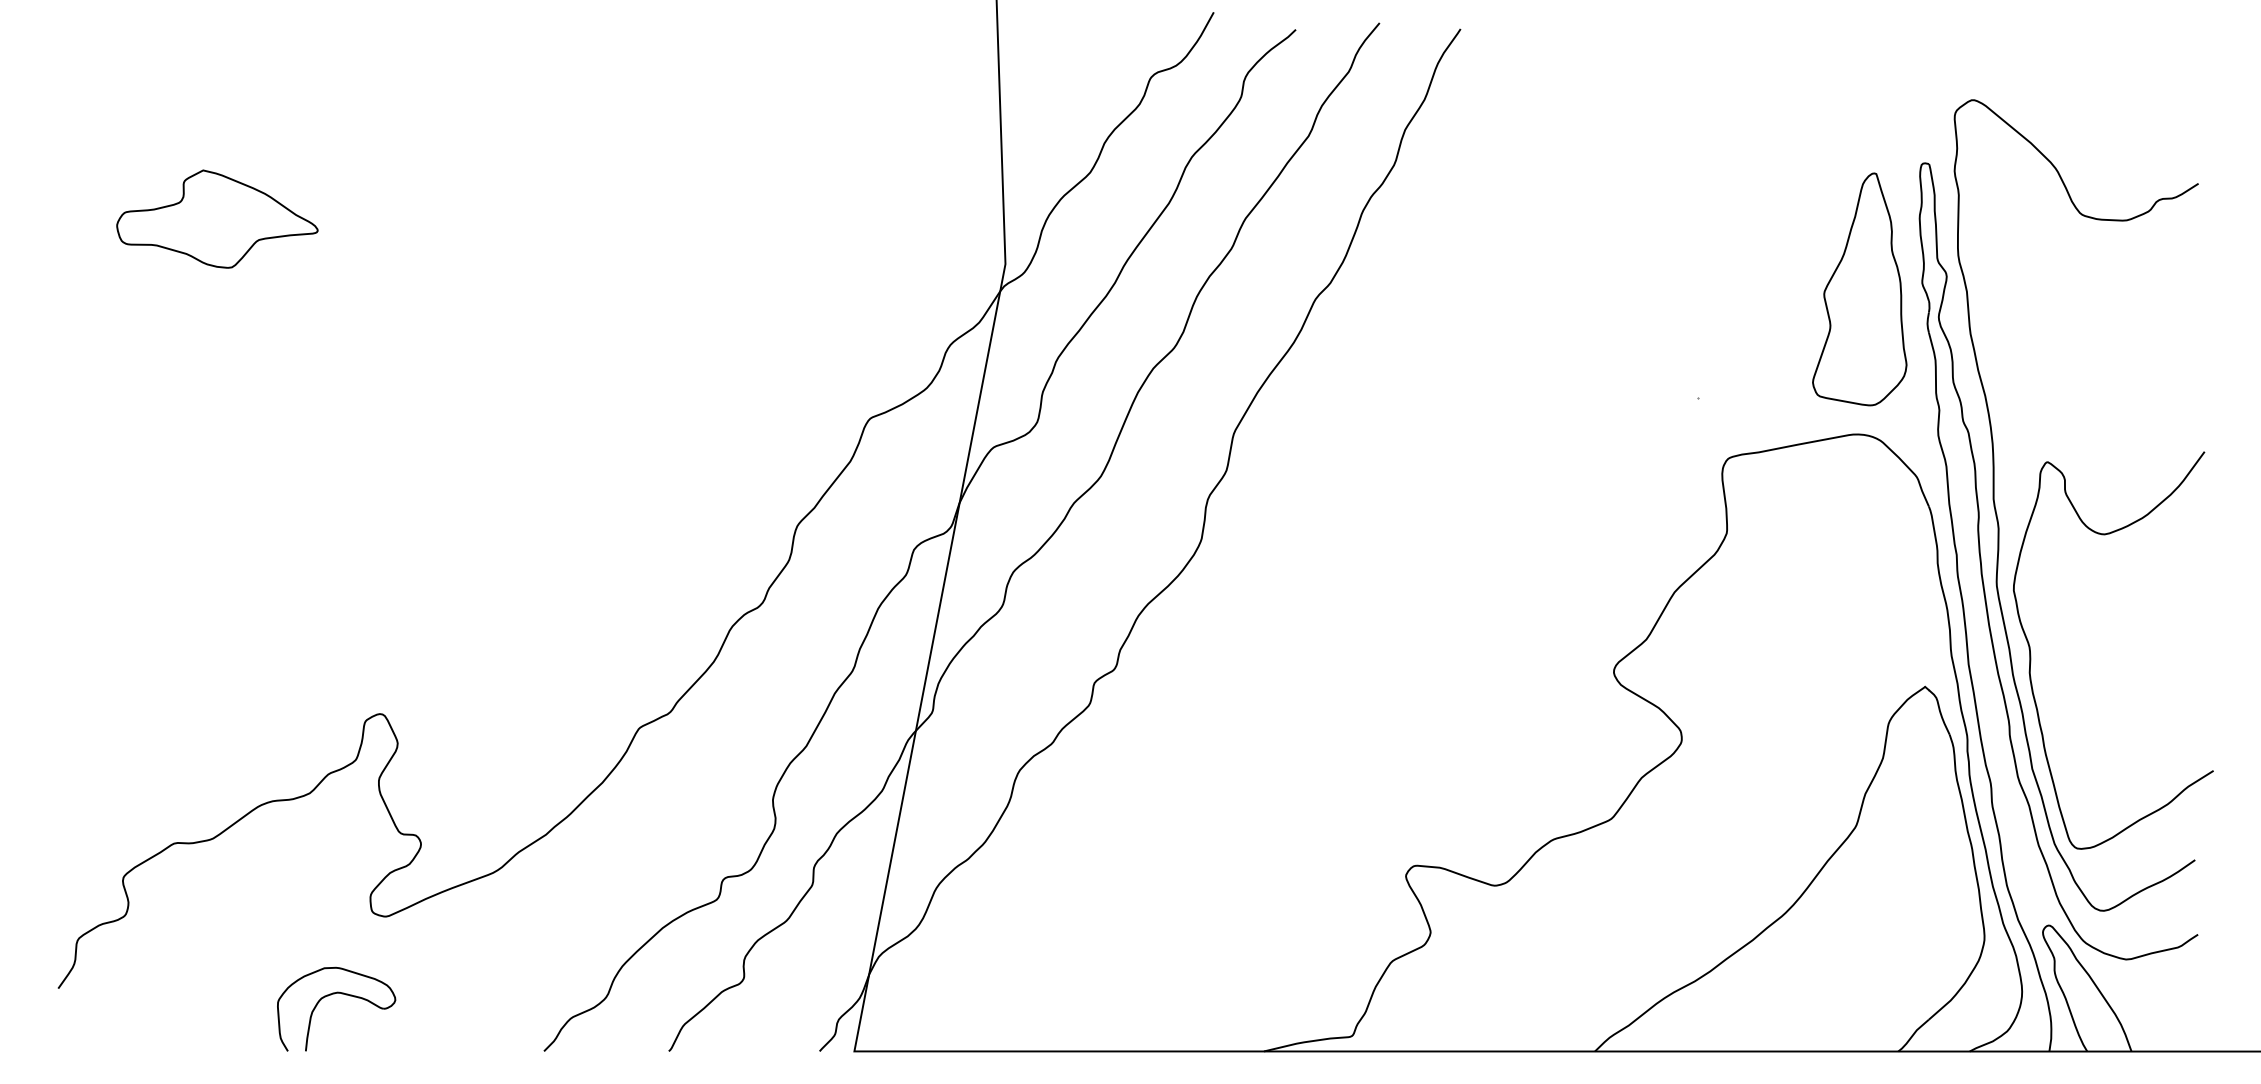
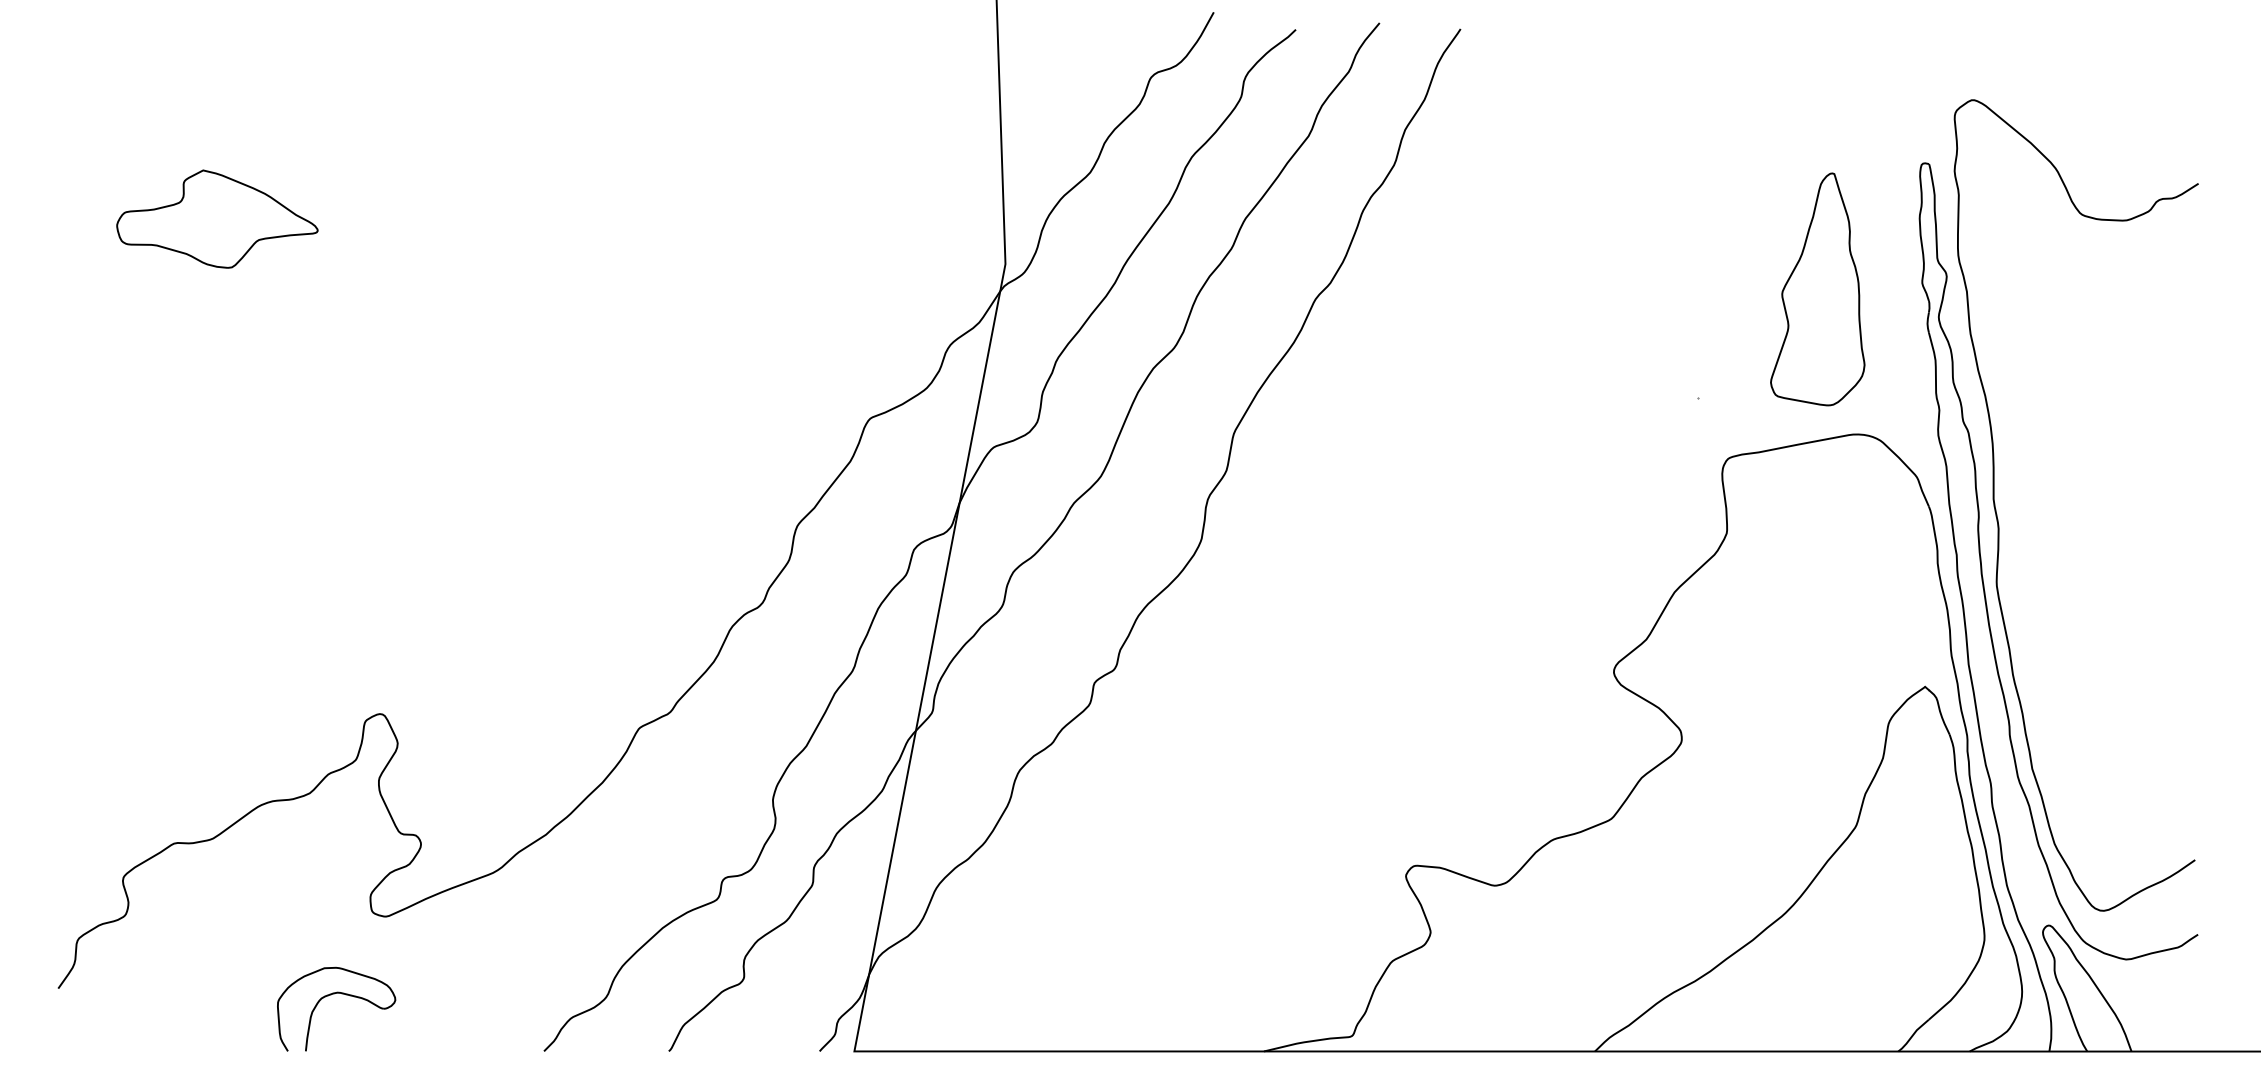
part position: (1859, 289) -> (1817, 289) (1817, 289)
curve: present -> none (2031, 654)
